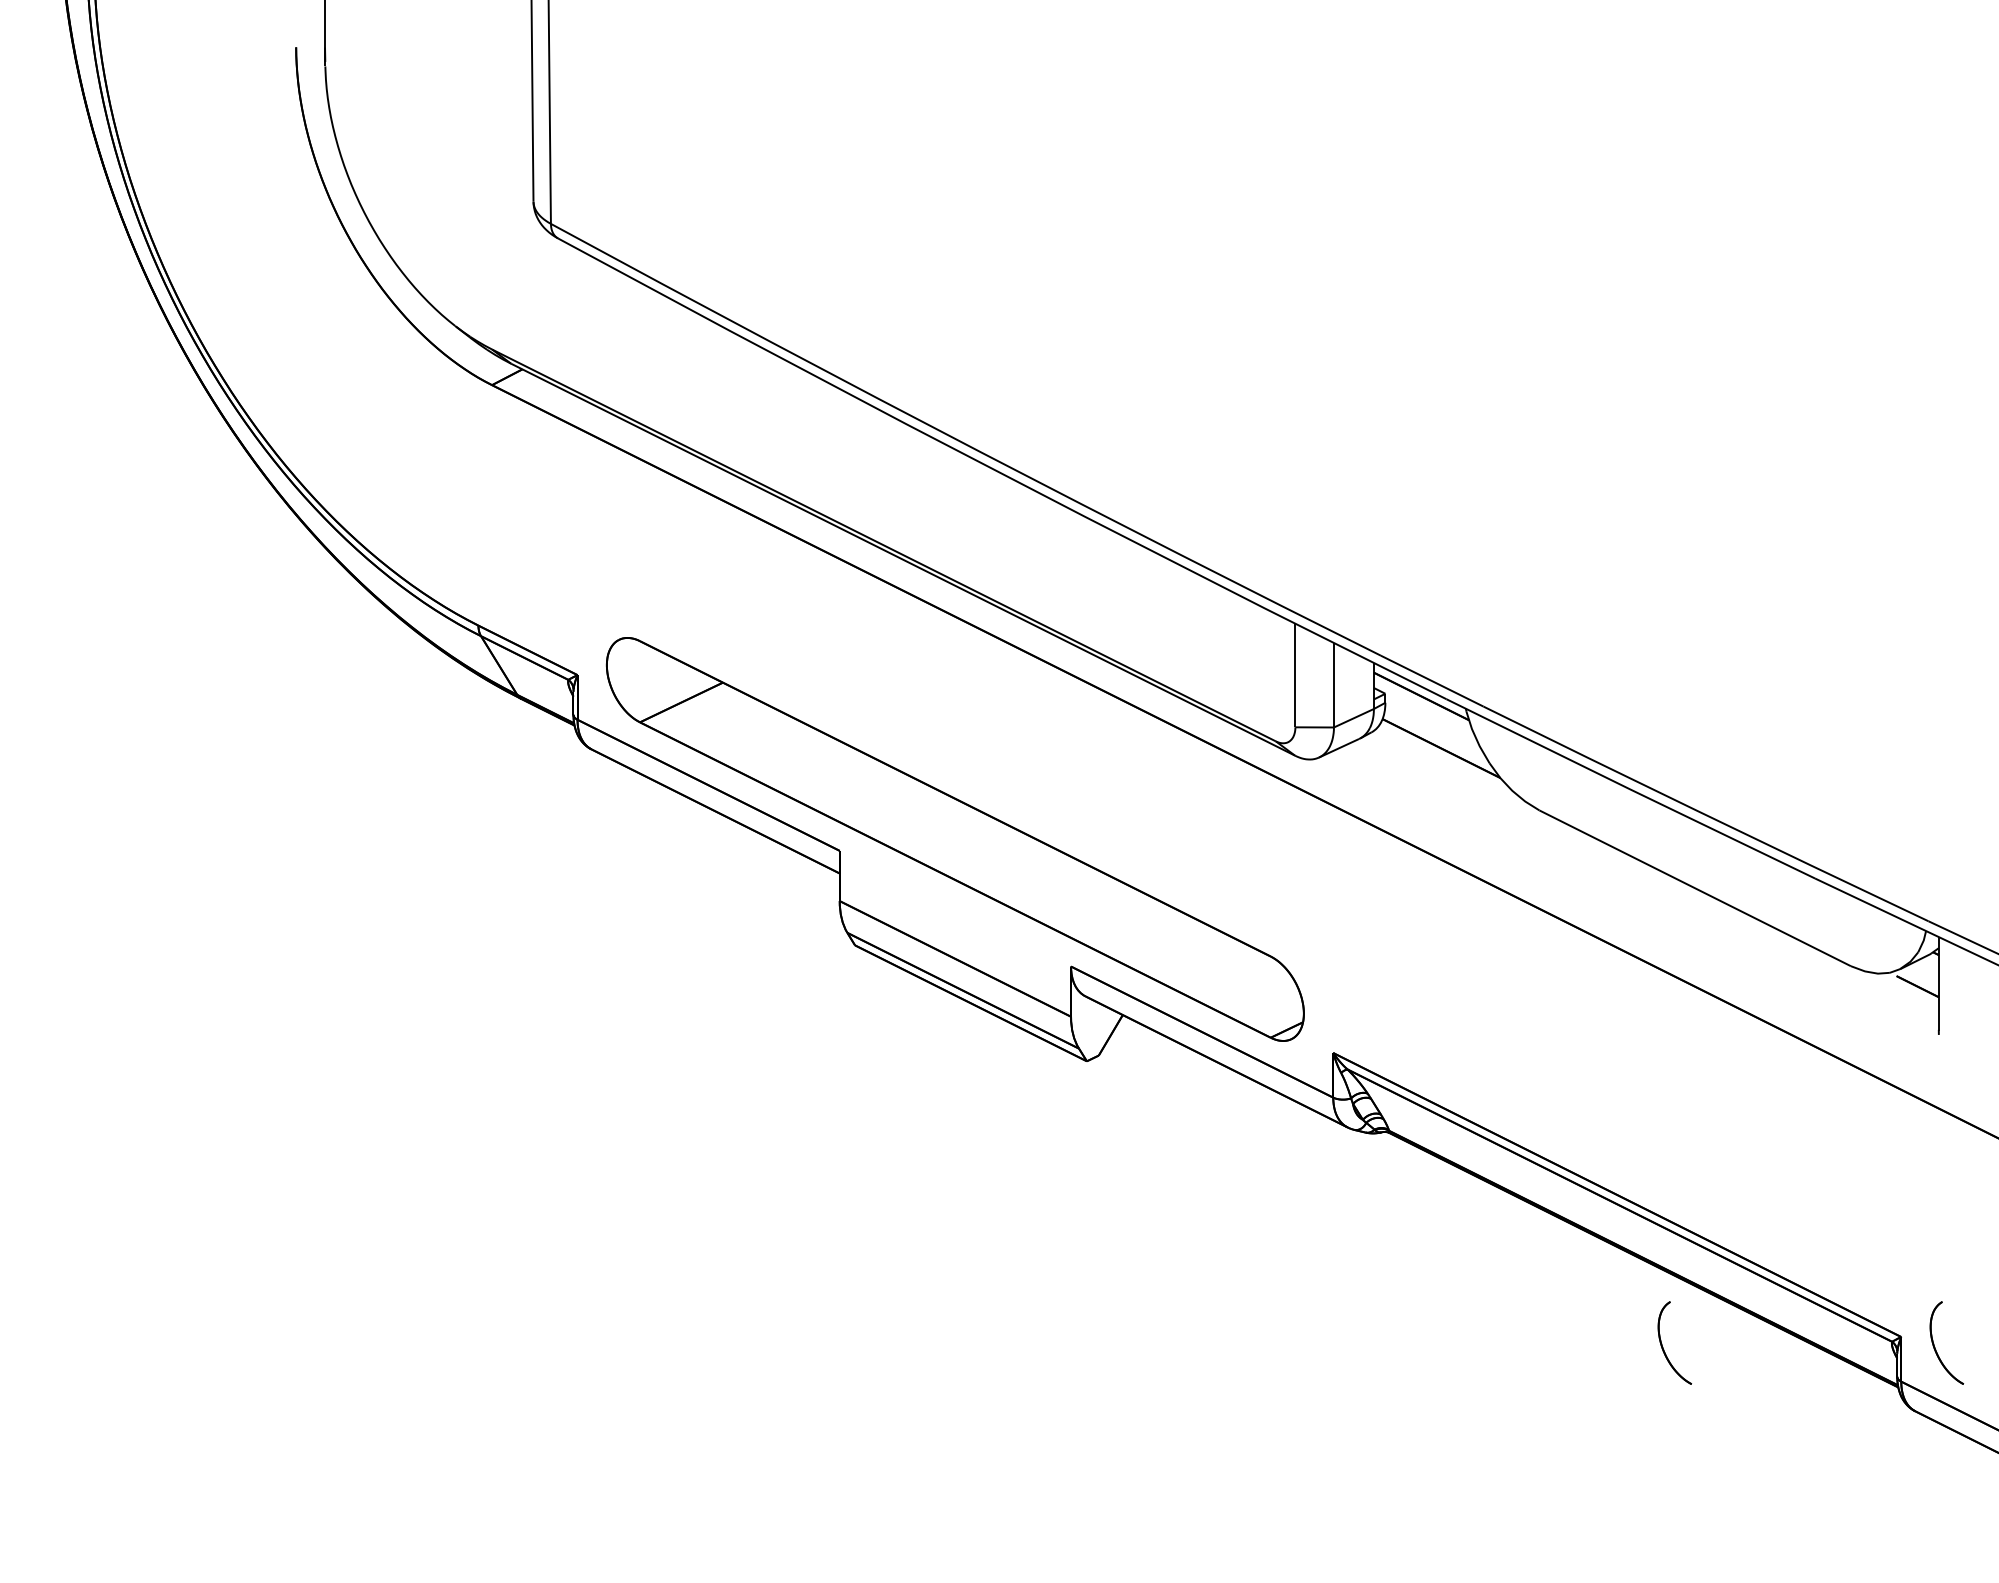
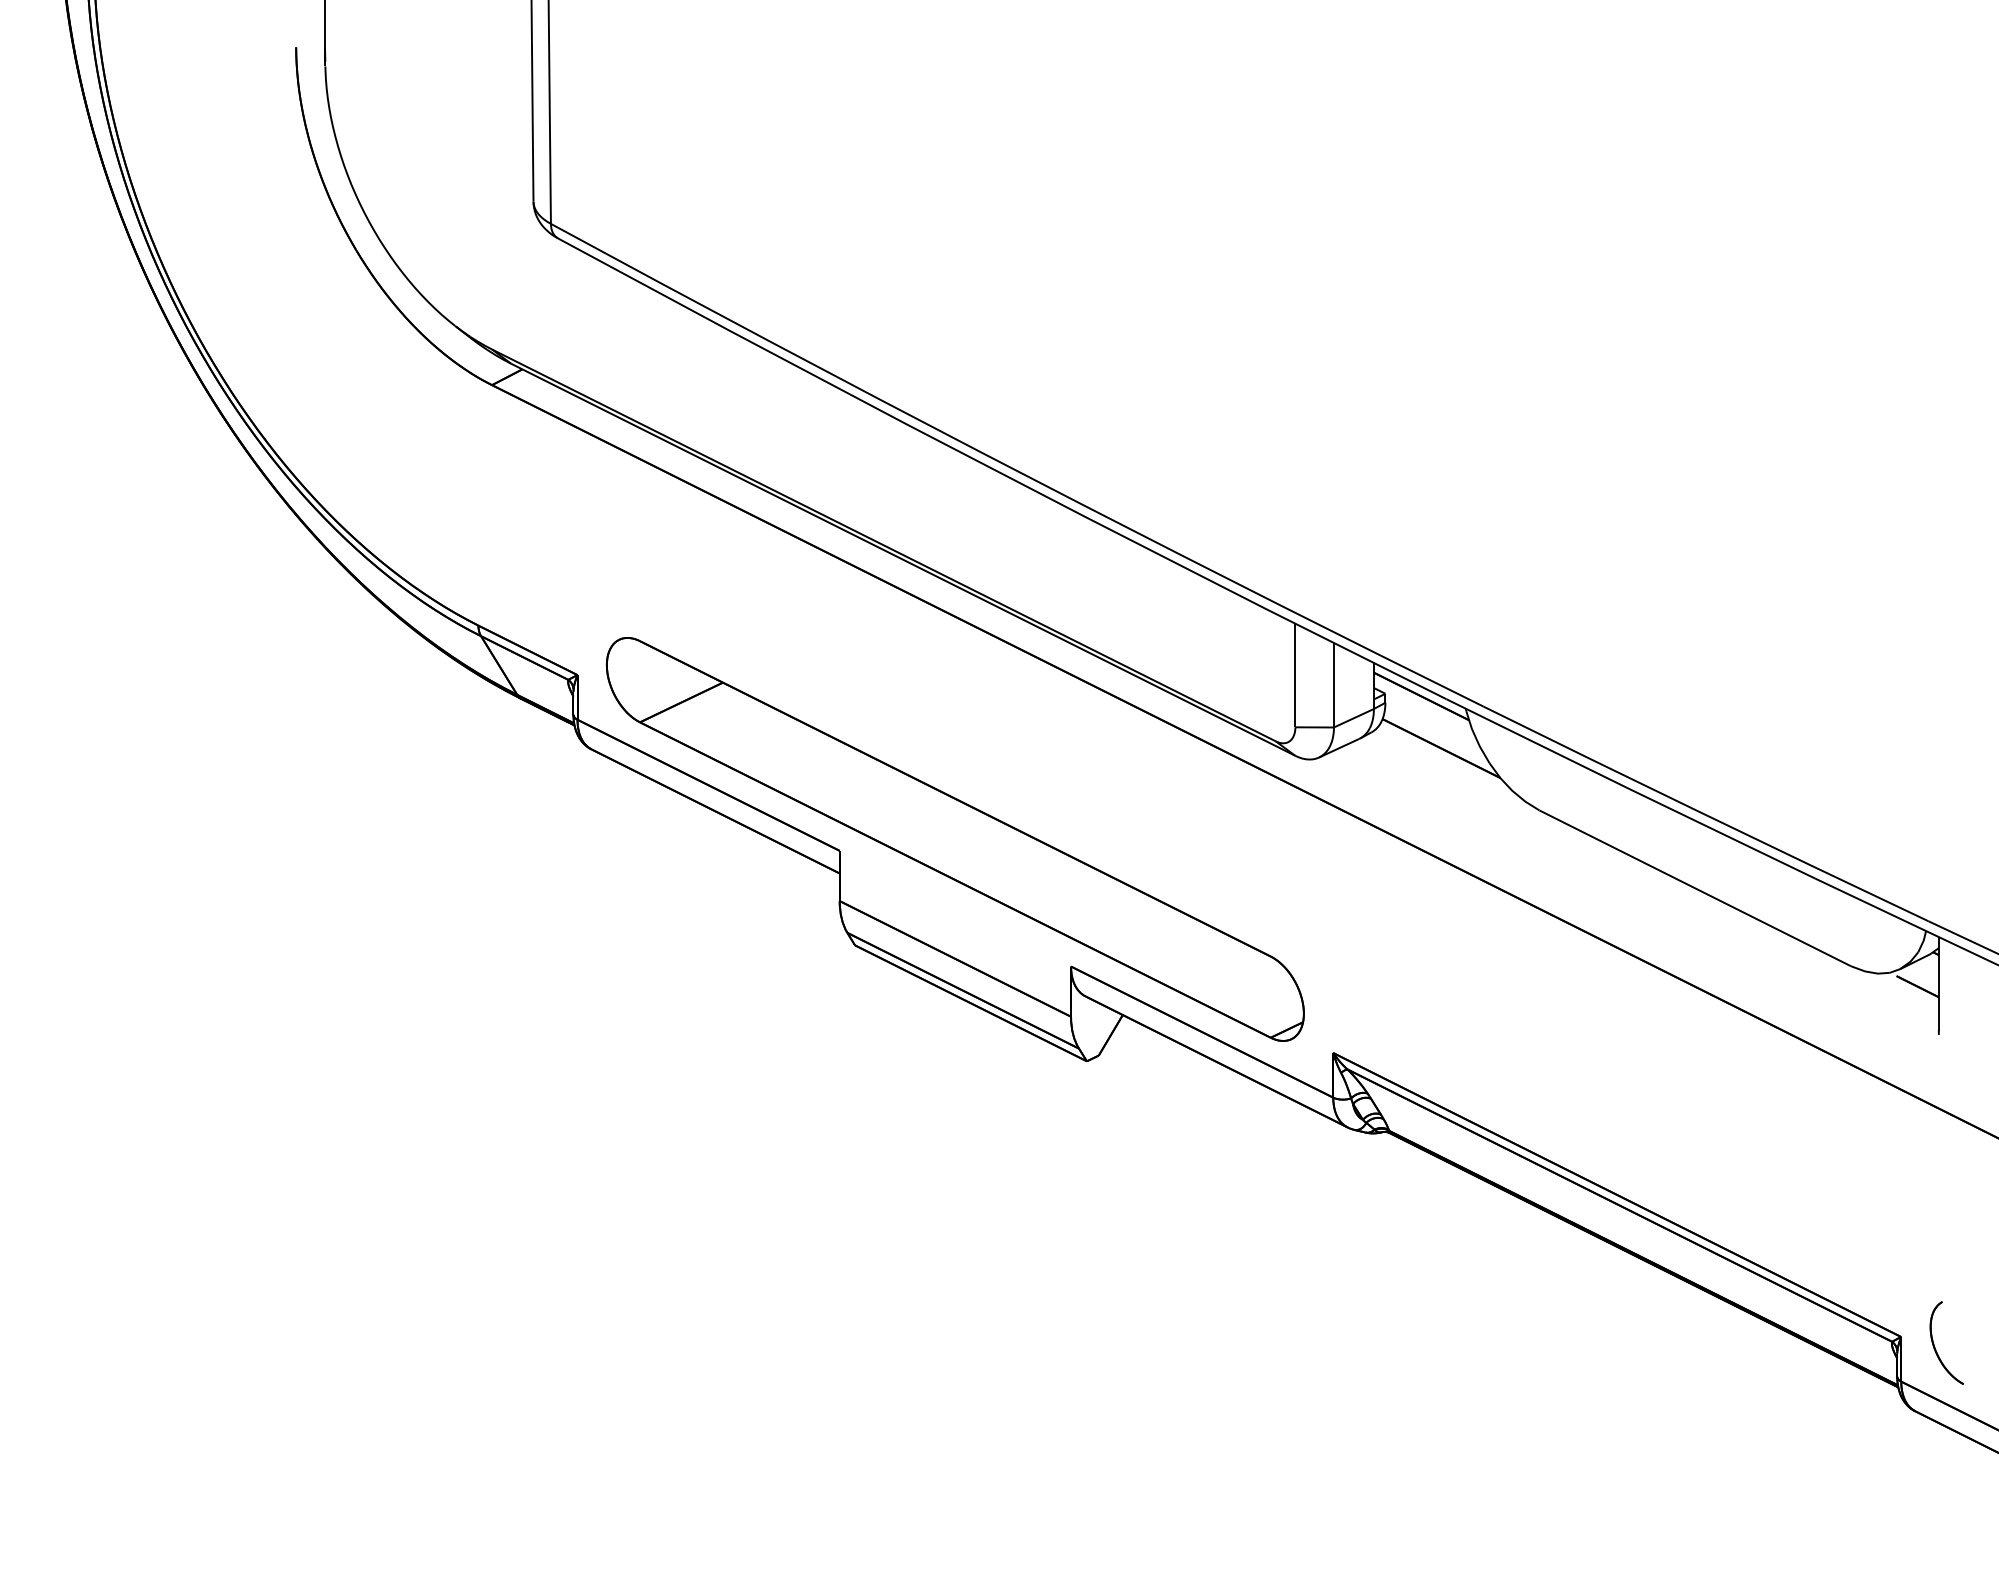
part: present -> none (1662, 1343)
